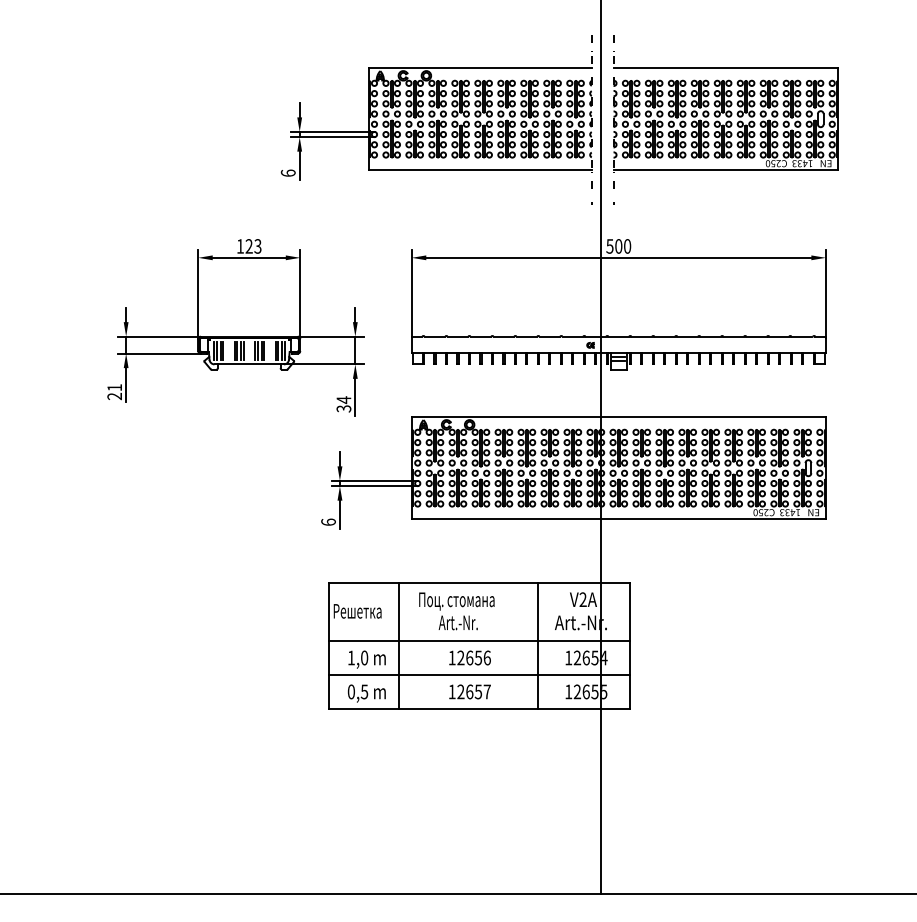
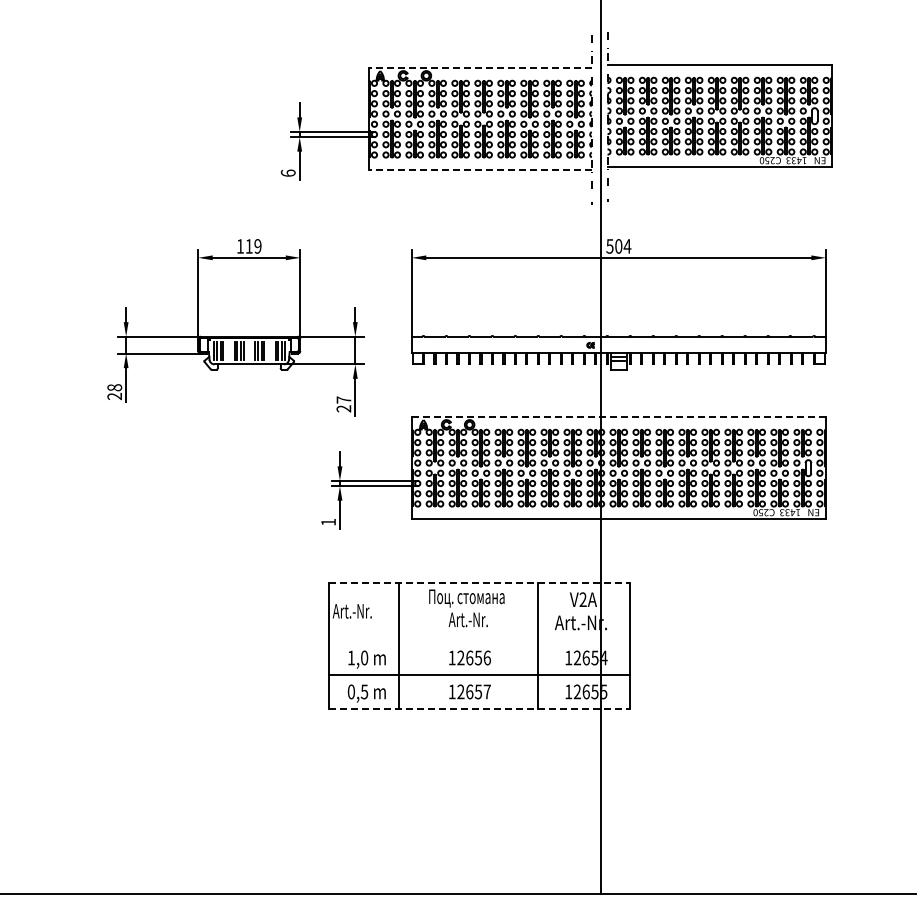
line: solid -> dashed (480, 68)
part position: (725, 119) -> (719, 116) (719, 116)
line: solid -> dashed (480, 170)
text: 123 -> 119 (253, 246)
text: 500 -> 504 (627, 246)
text: 21 -> 28 (114, 387)
text: 34 -> 27 (343, 404)
line: solid -> dashed (618, 417)
text: 6 -> 1 (328, 521)
line: solid -> dashed (479, 583)
text: Решетка -> Art.-Nr. (356, 611)
text position: (456, 611) -> (466, 608) (466, 608)
line: present -> none (478, 641)
line: solid -> dashed (479, 709)
